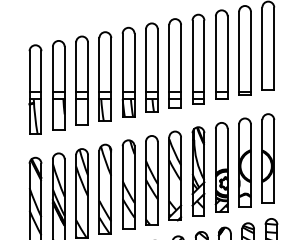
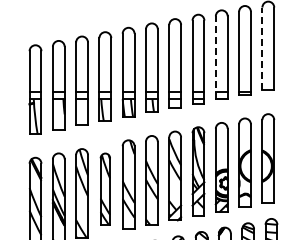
line: solid -> dashed (262, 48)
line: solid -> dashed (215, 57)
part size: 15x92 px -> 12x74 px (104, 188)
